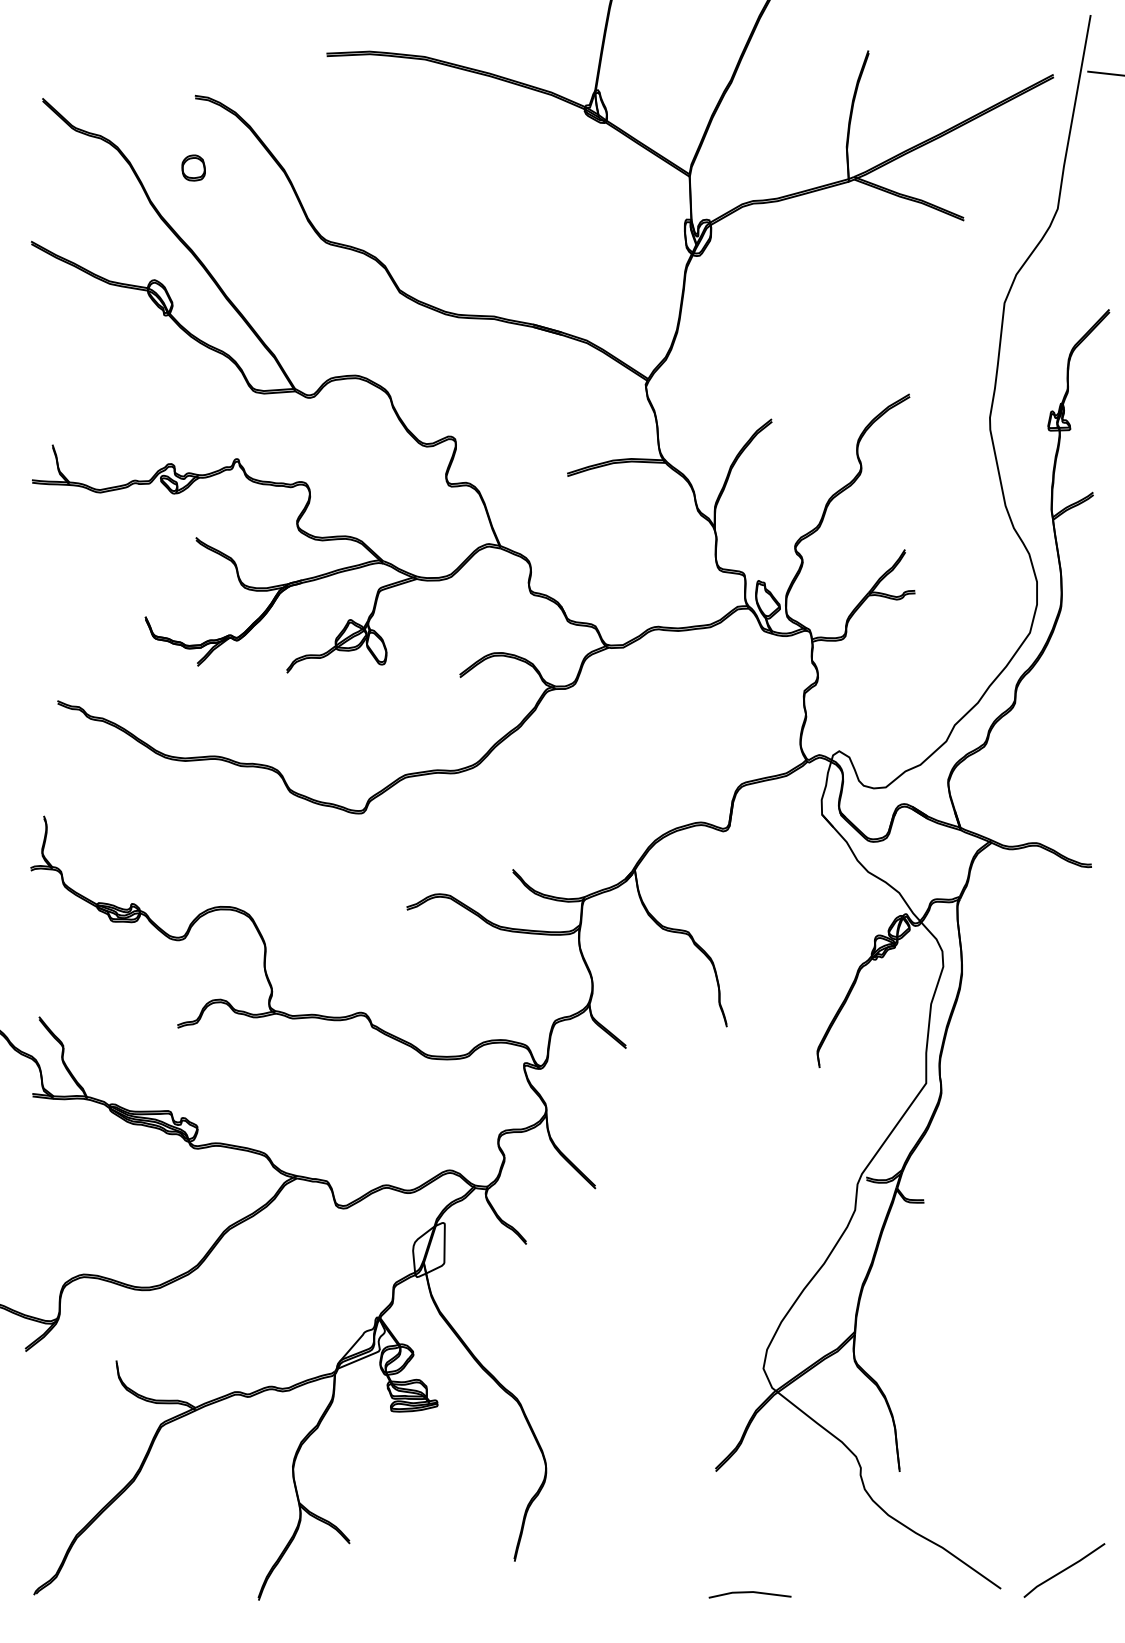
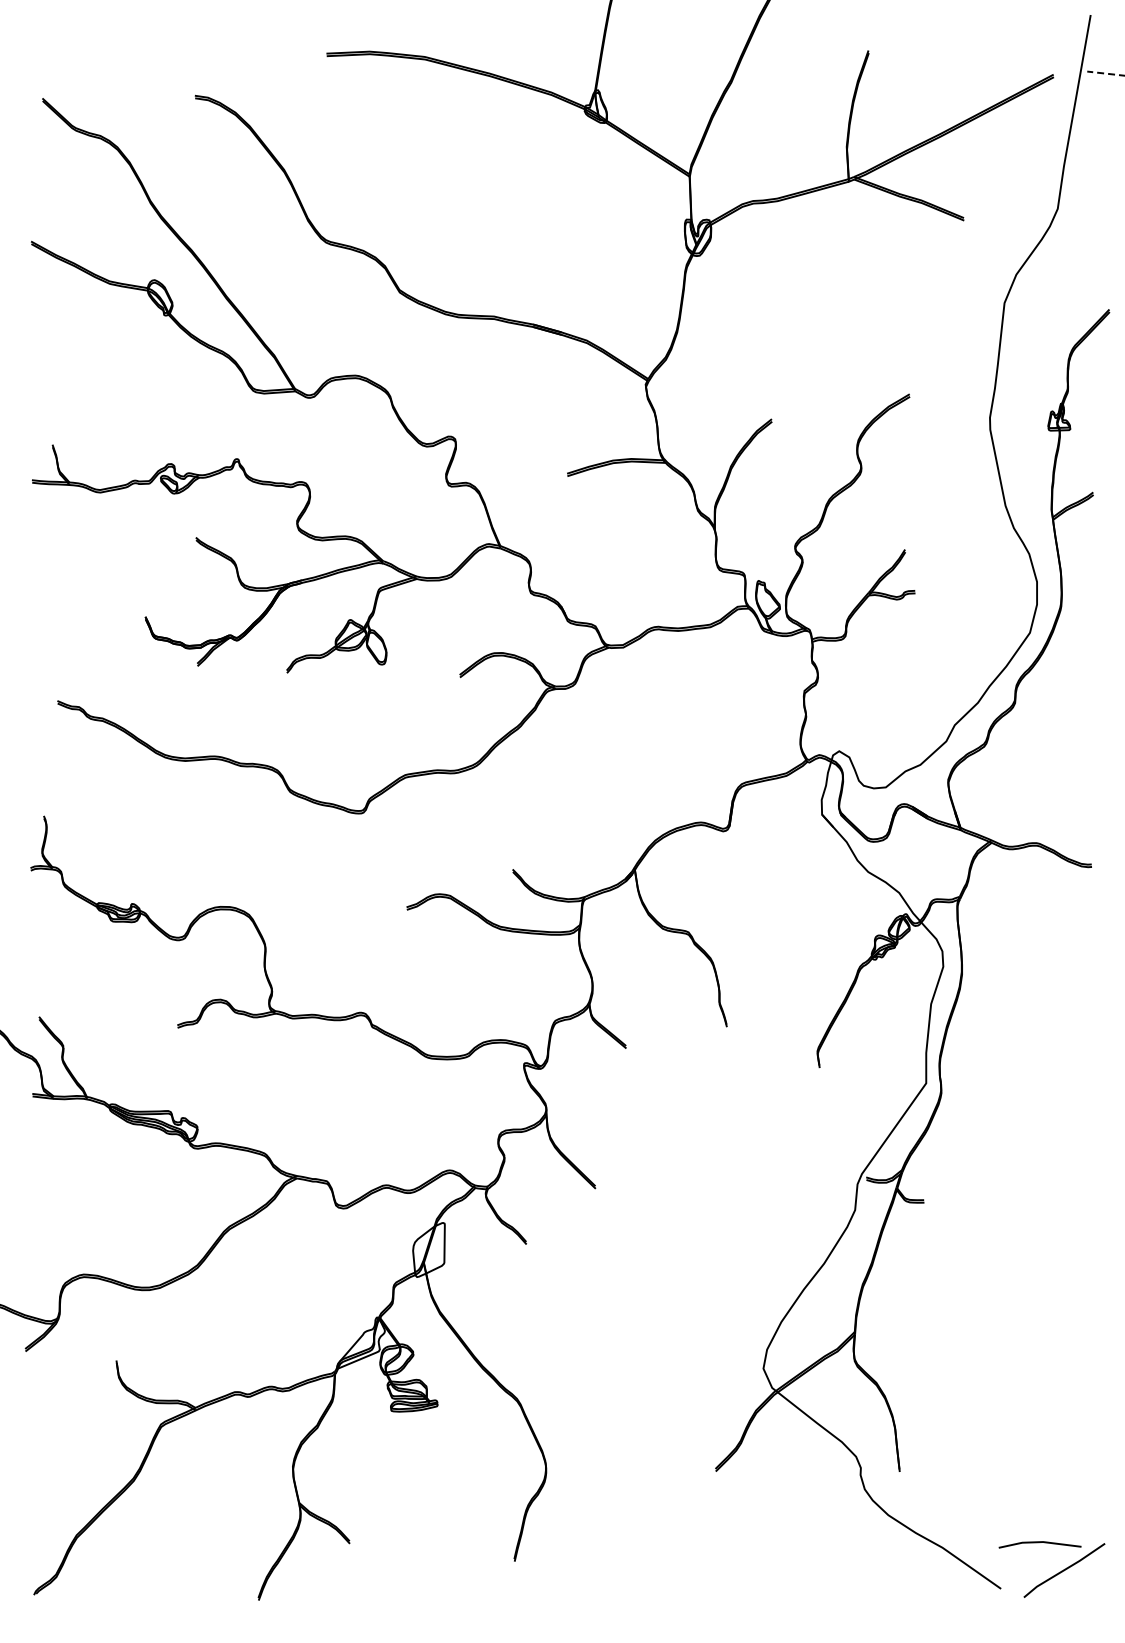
line: solid -> dashed (1106, 73)
part: present -> none (193, 167)
line position: (749, 1593) -> (1039, 1543) (1039, 1543)
